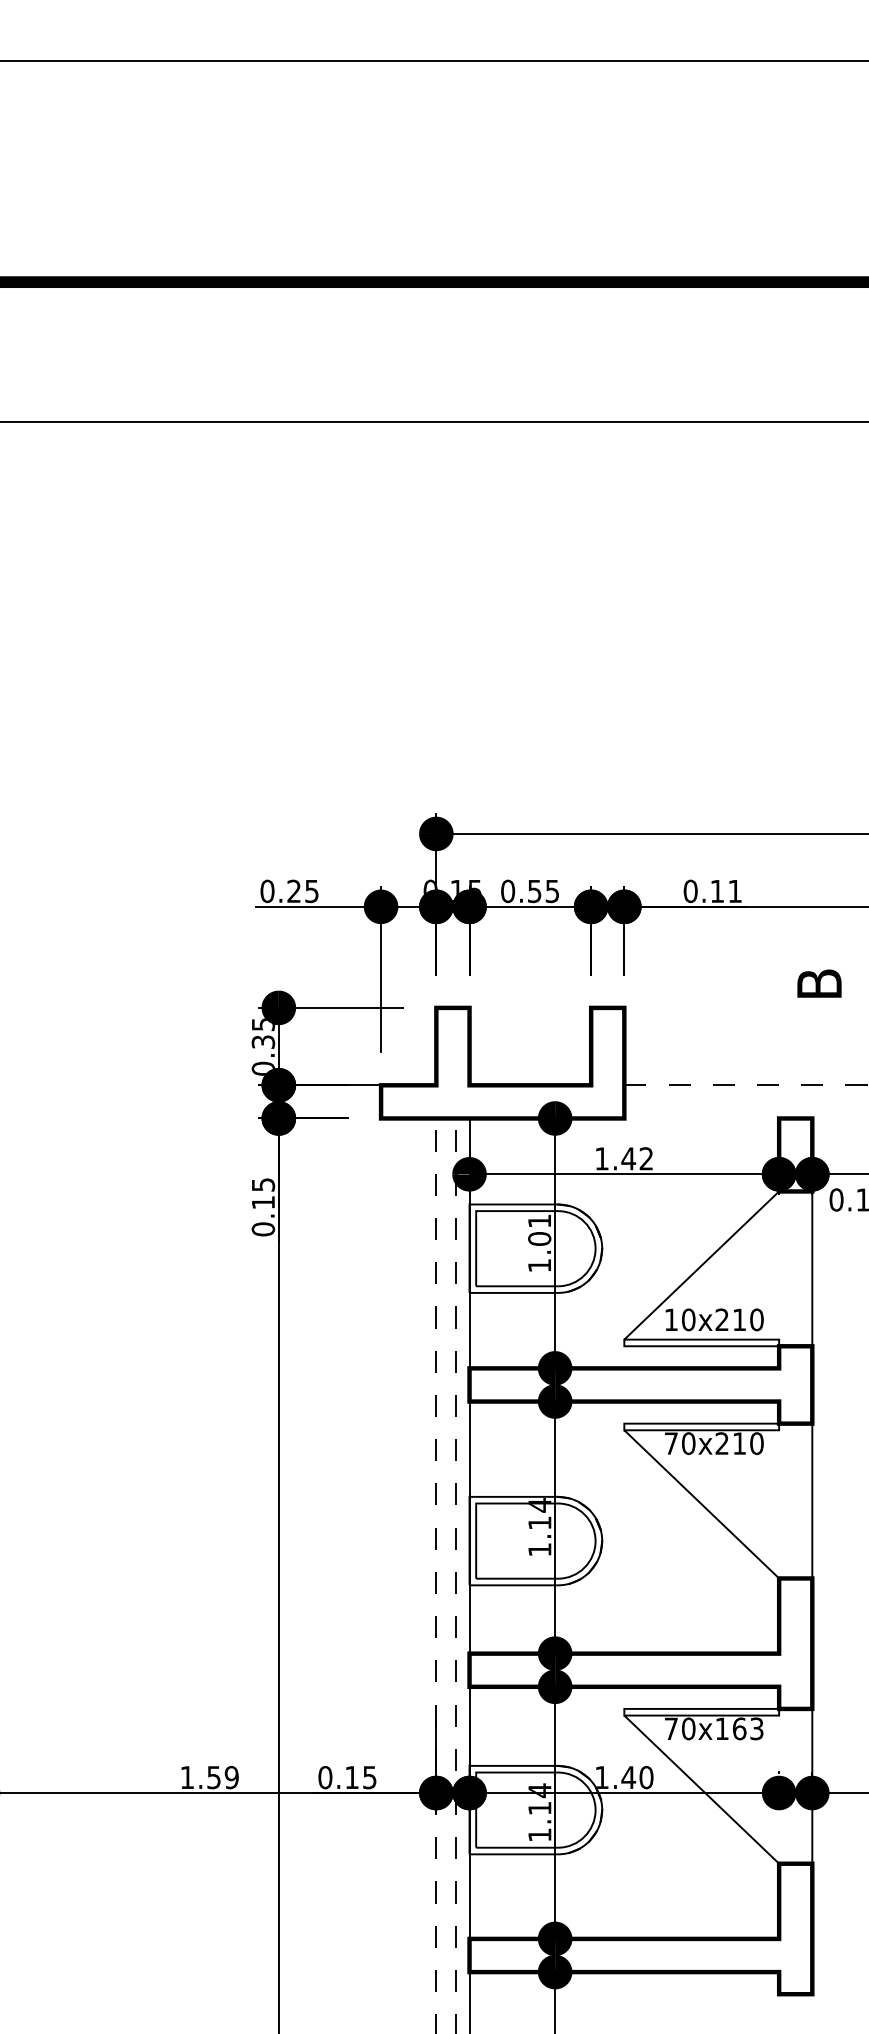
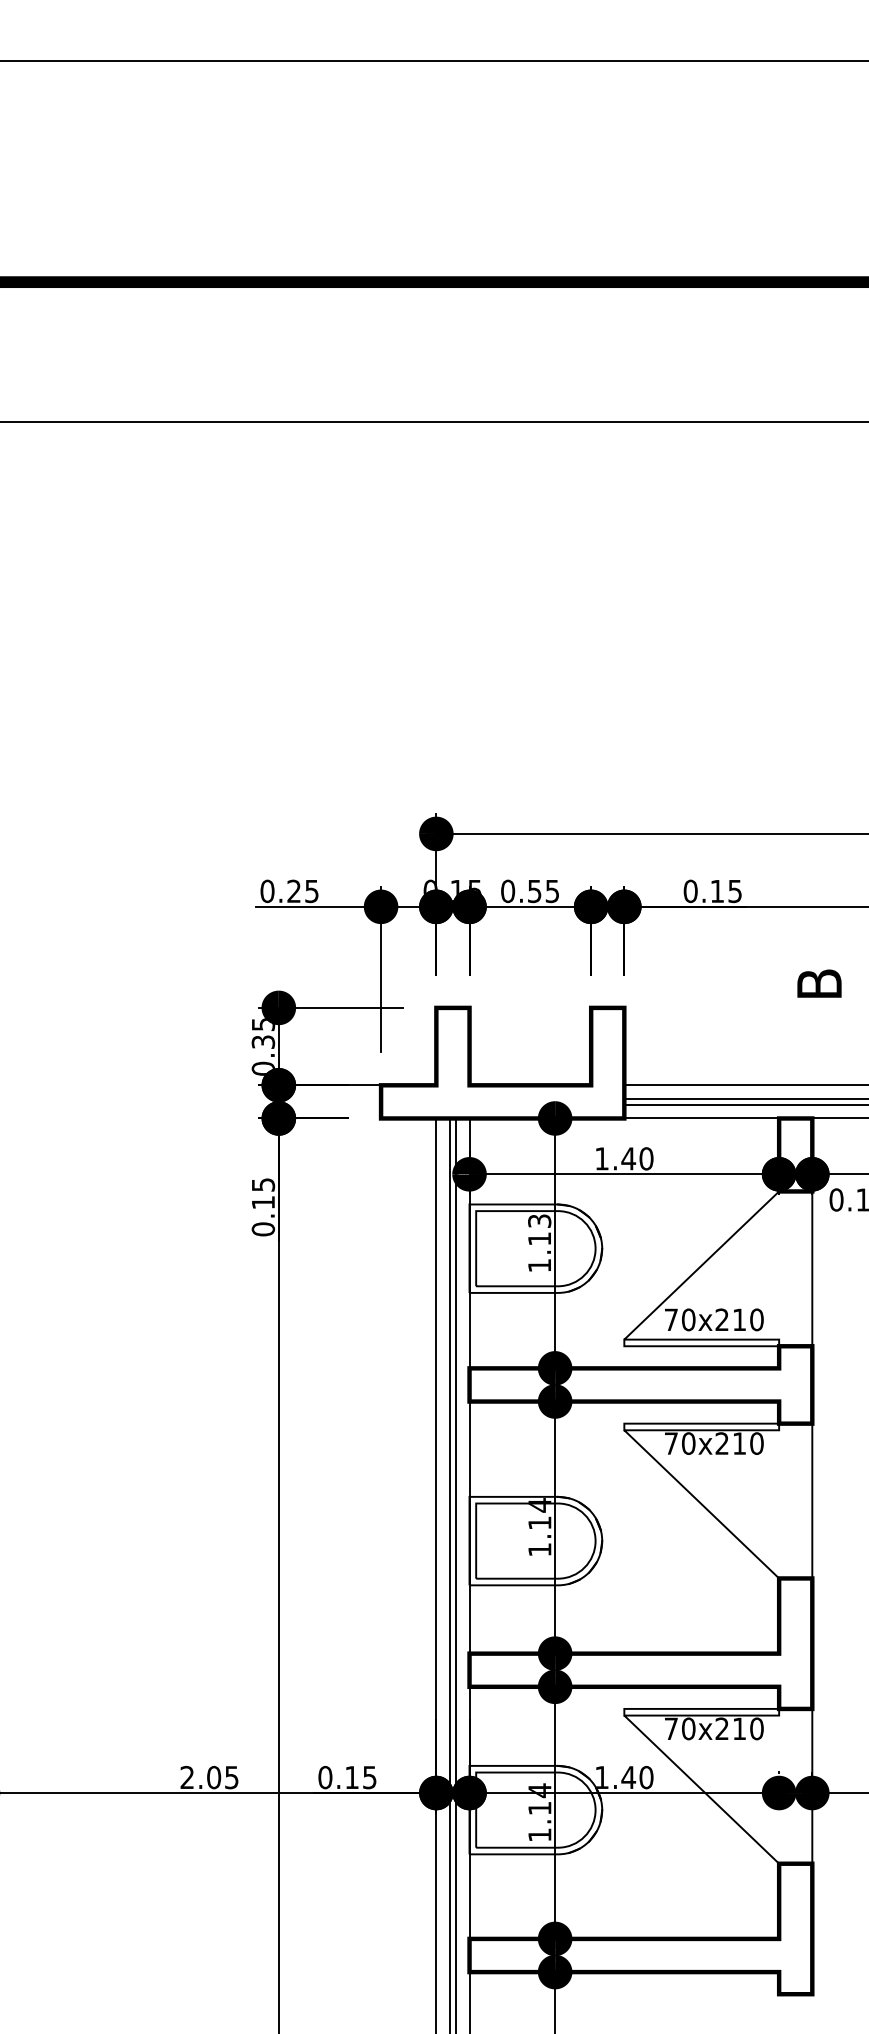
text: 0.11 -> 0.15 (734, 891)
line: dashed -> solid (746, 1085)
line: none -> present (744, 1098)
line: none -> present (744, 1105)
line: none -> present (744, 1118)
text: 1.42 -> 1.40 (646, 1158)
text: 1.01 -> 1.13 (539, 1229)
text: 10x210 -> 70x210 (671, 1319)
line: none -> present (449, 1574)
line: dashed -> solid (436, 1575)
line: dashed -> solid (456, 1575)
text: 70x163 -> 70x210 (739, 1728)
text: 1.59 -> 2.05 (209, 1777)
